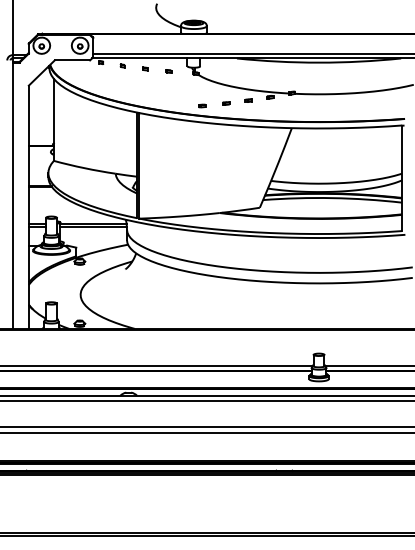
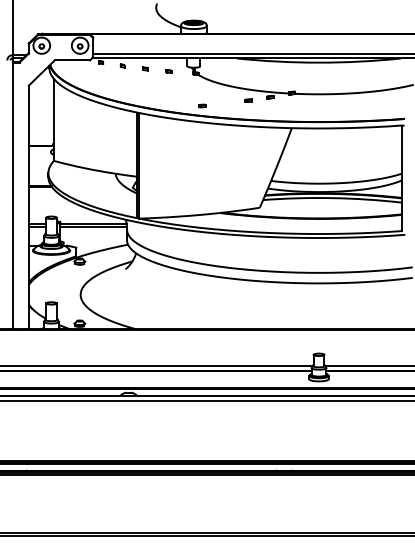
part: present -> none (226, 103)
line: present -> none (206, 427)
line: present -> none (206, 432)
